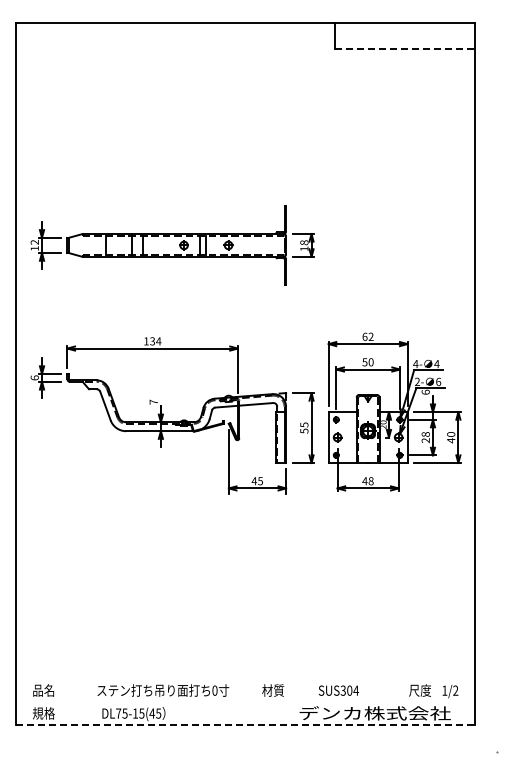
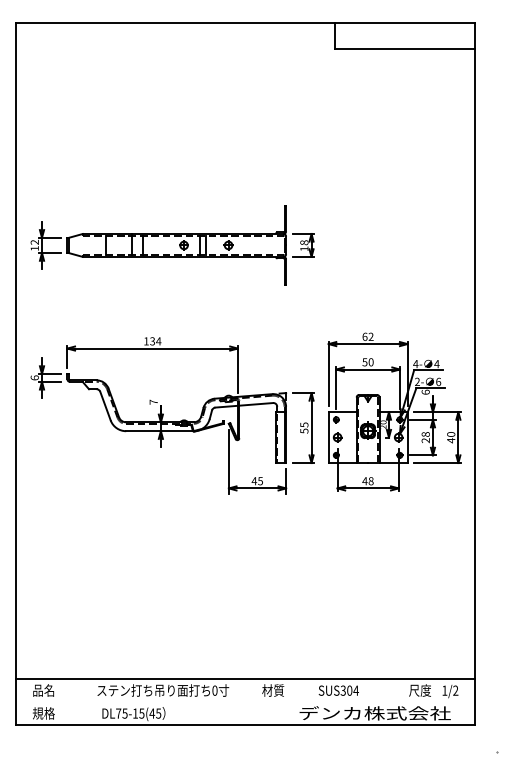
line: dashed -> solid (404, 48)
line: none -> present (244, 679)
line: dashed -> solid (245, 725)
